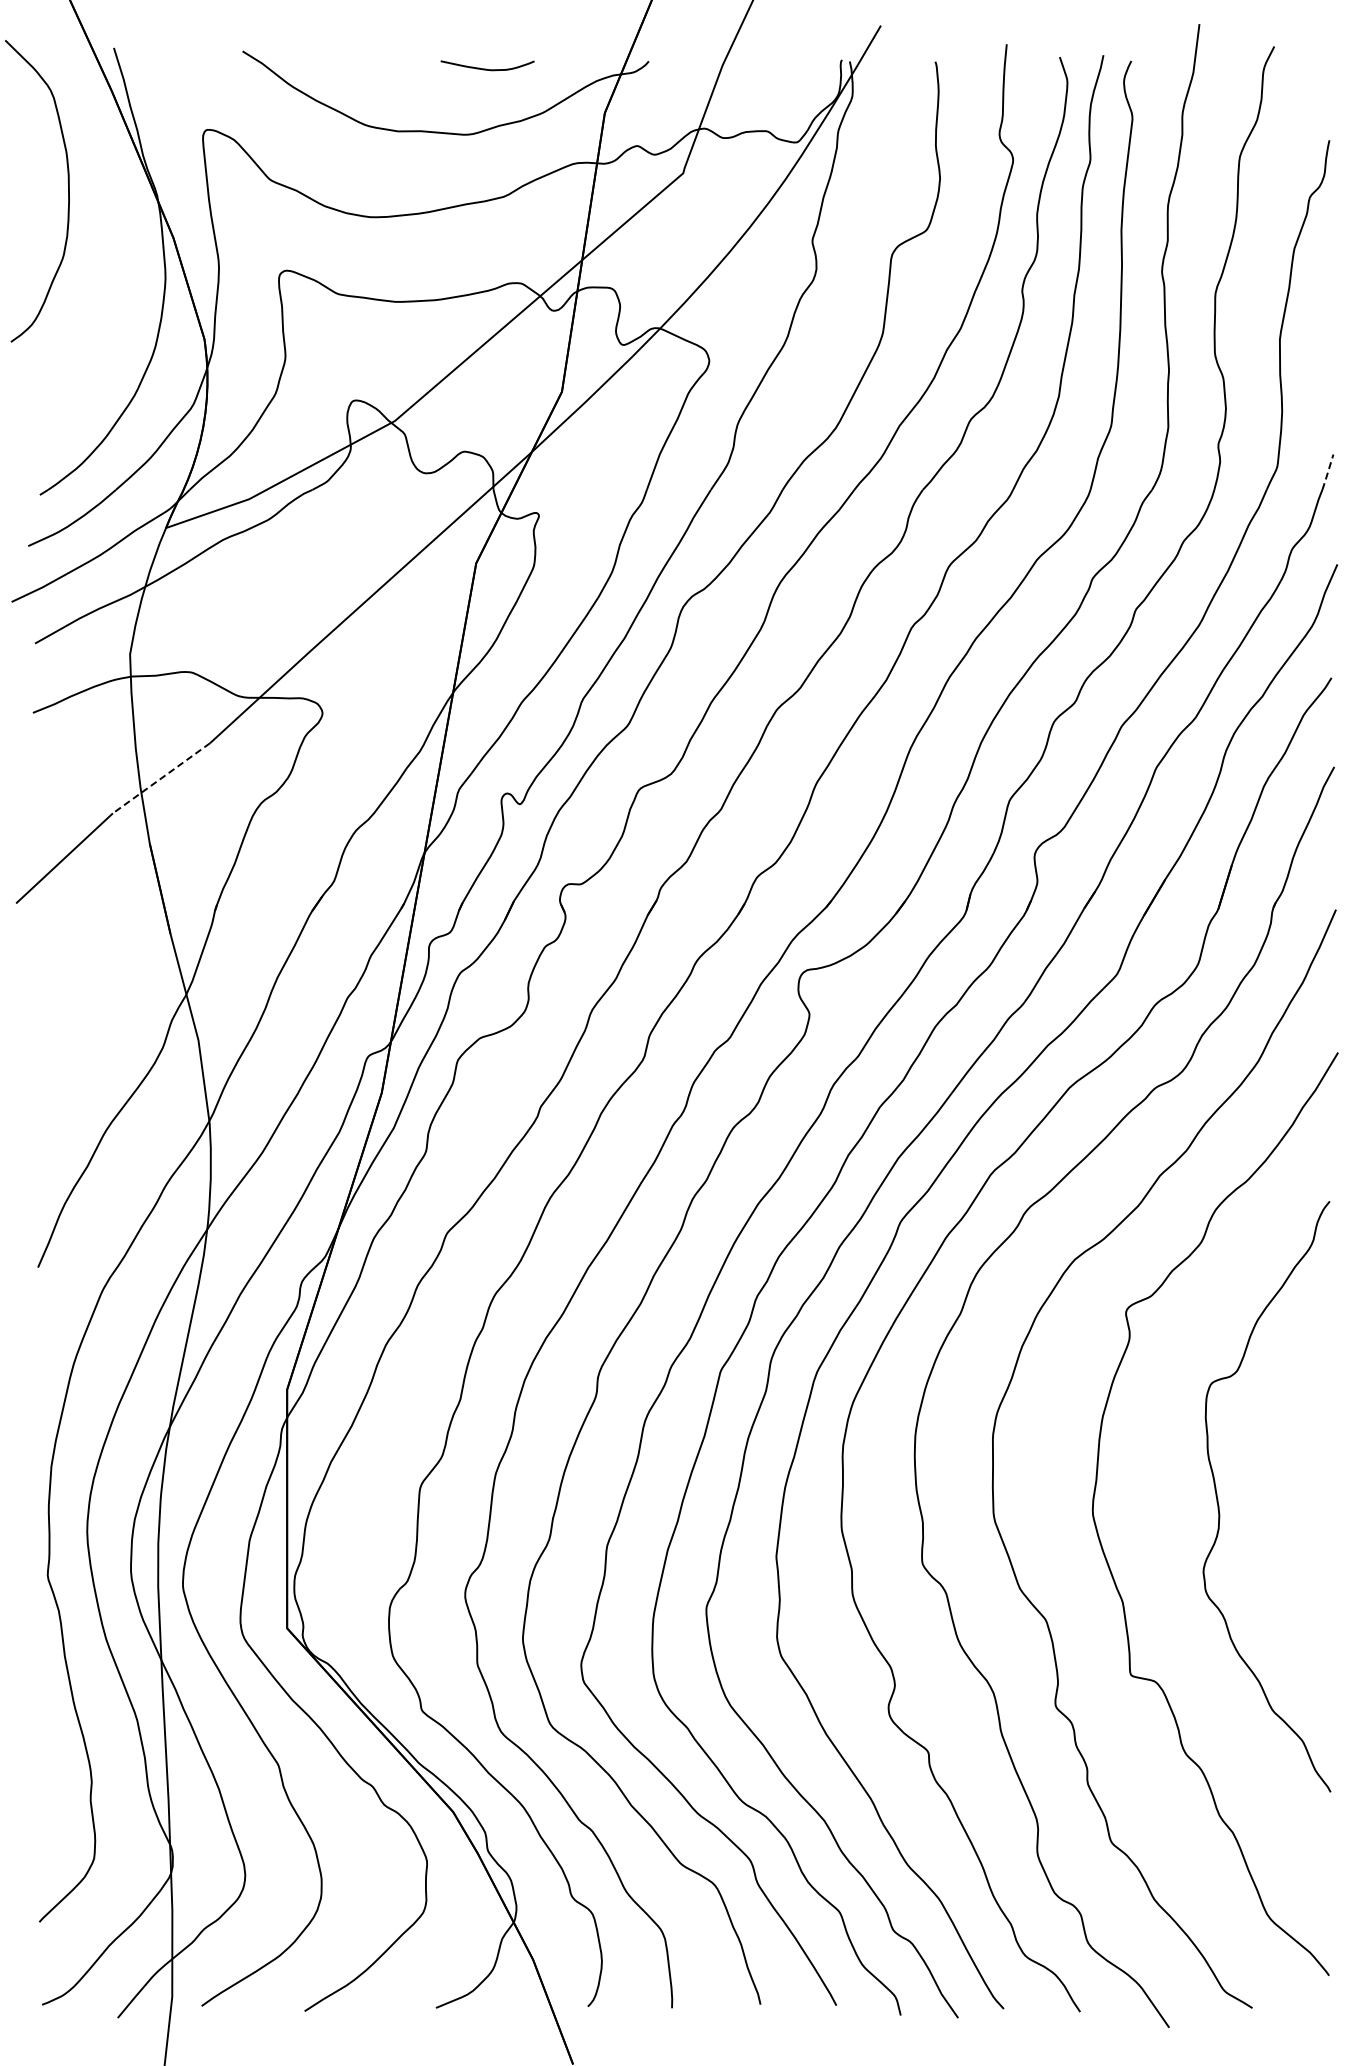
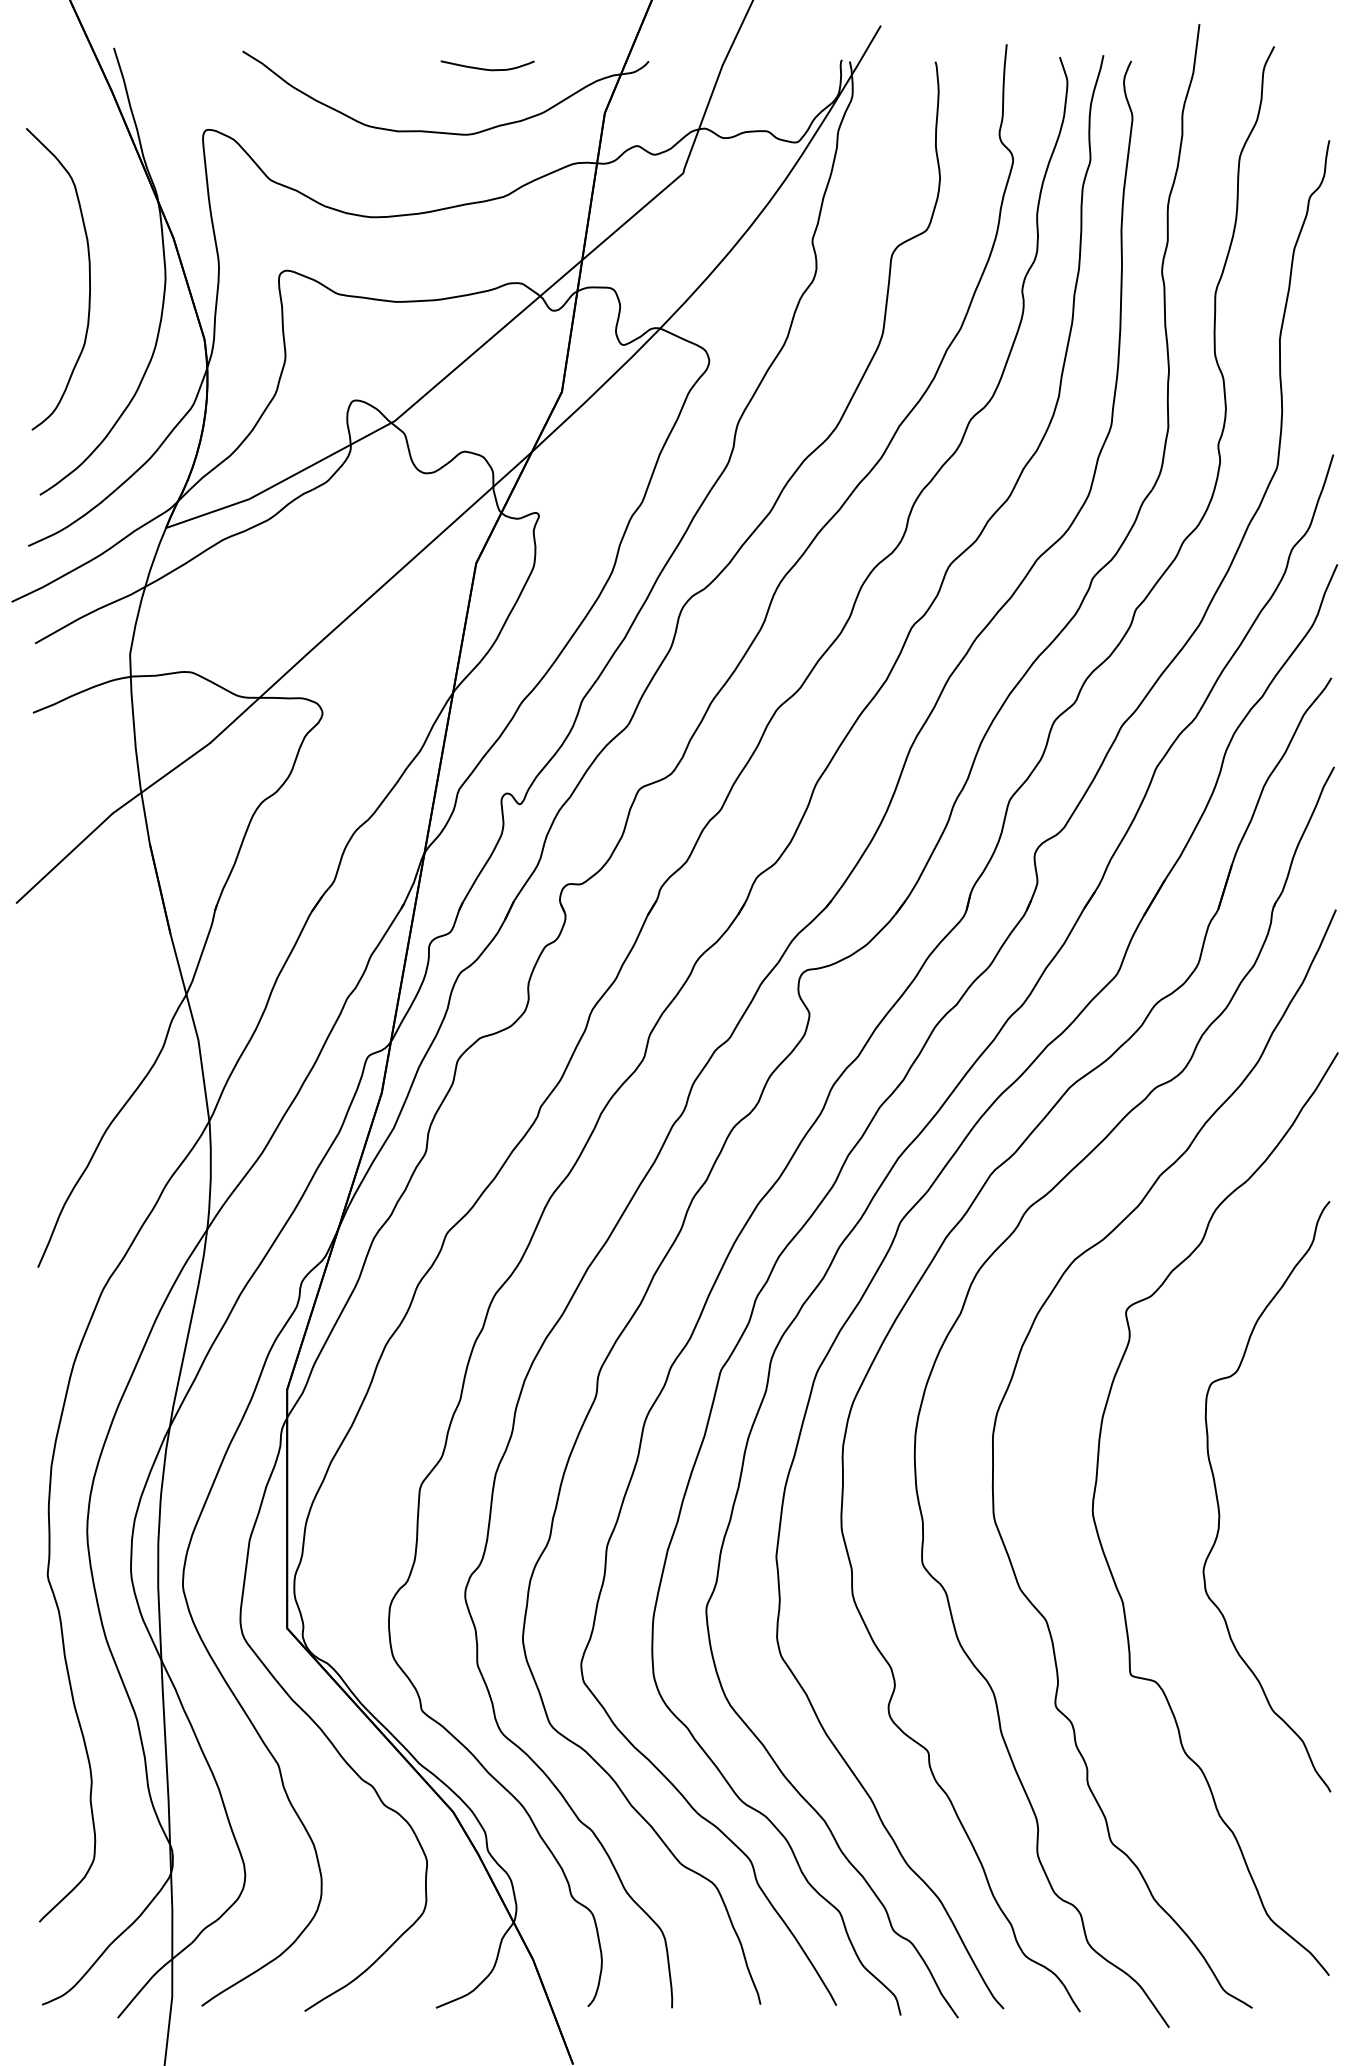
curve position: (68, 191) -> (89, 279) (89, 279)
line: dashed -> solid (1327, 472)
line: dashed -> solid (161, 778)
